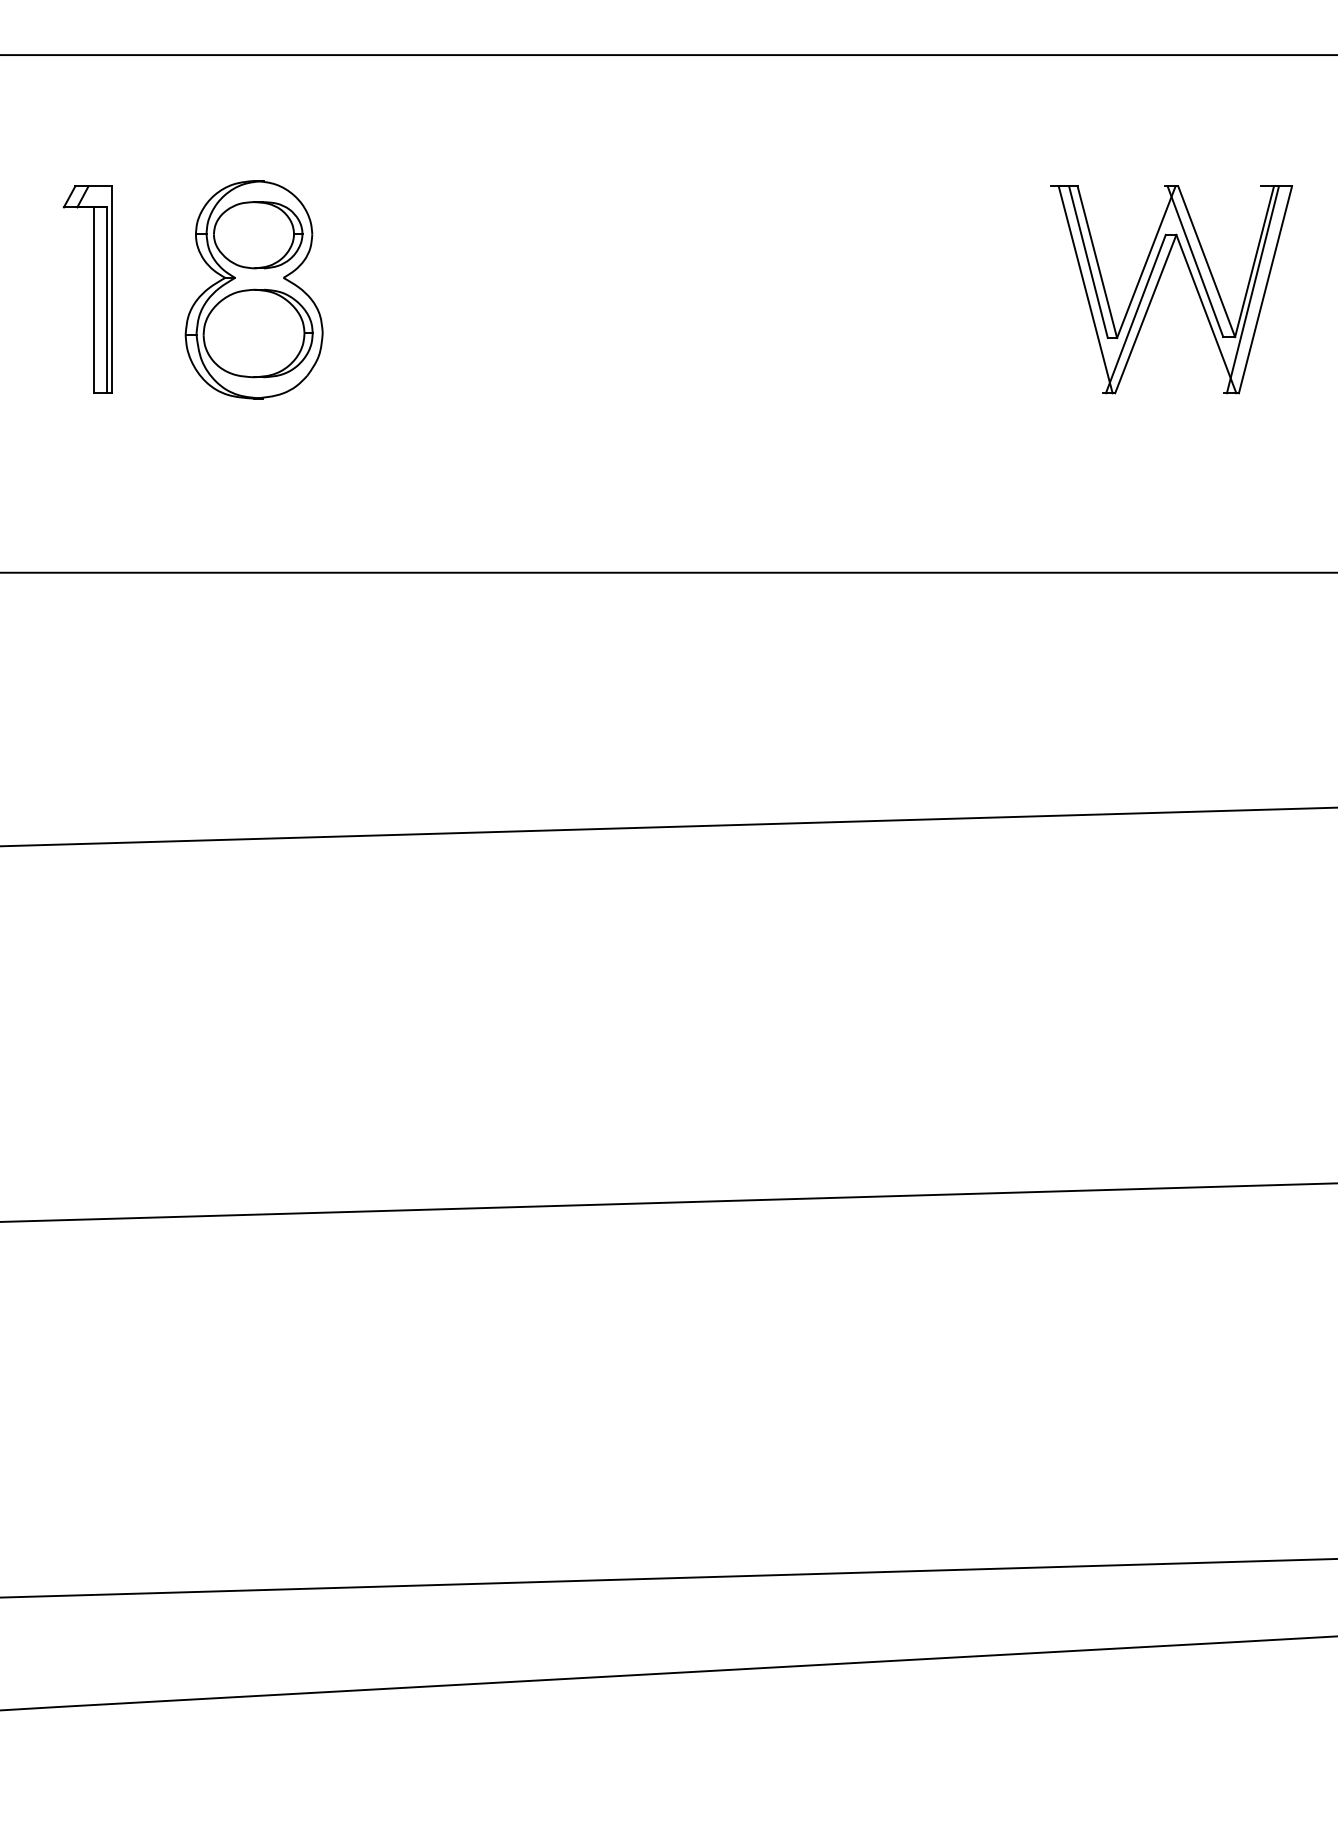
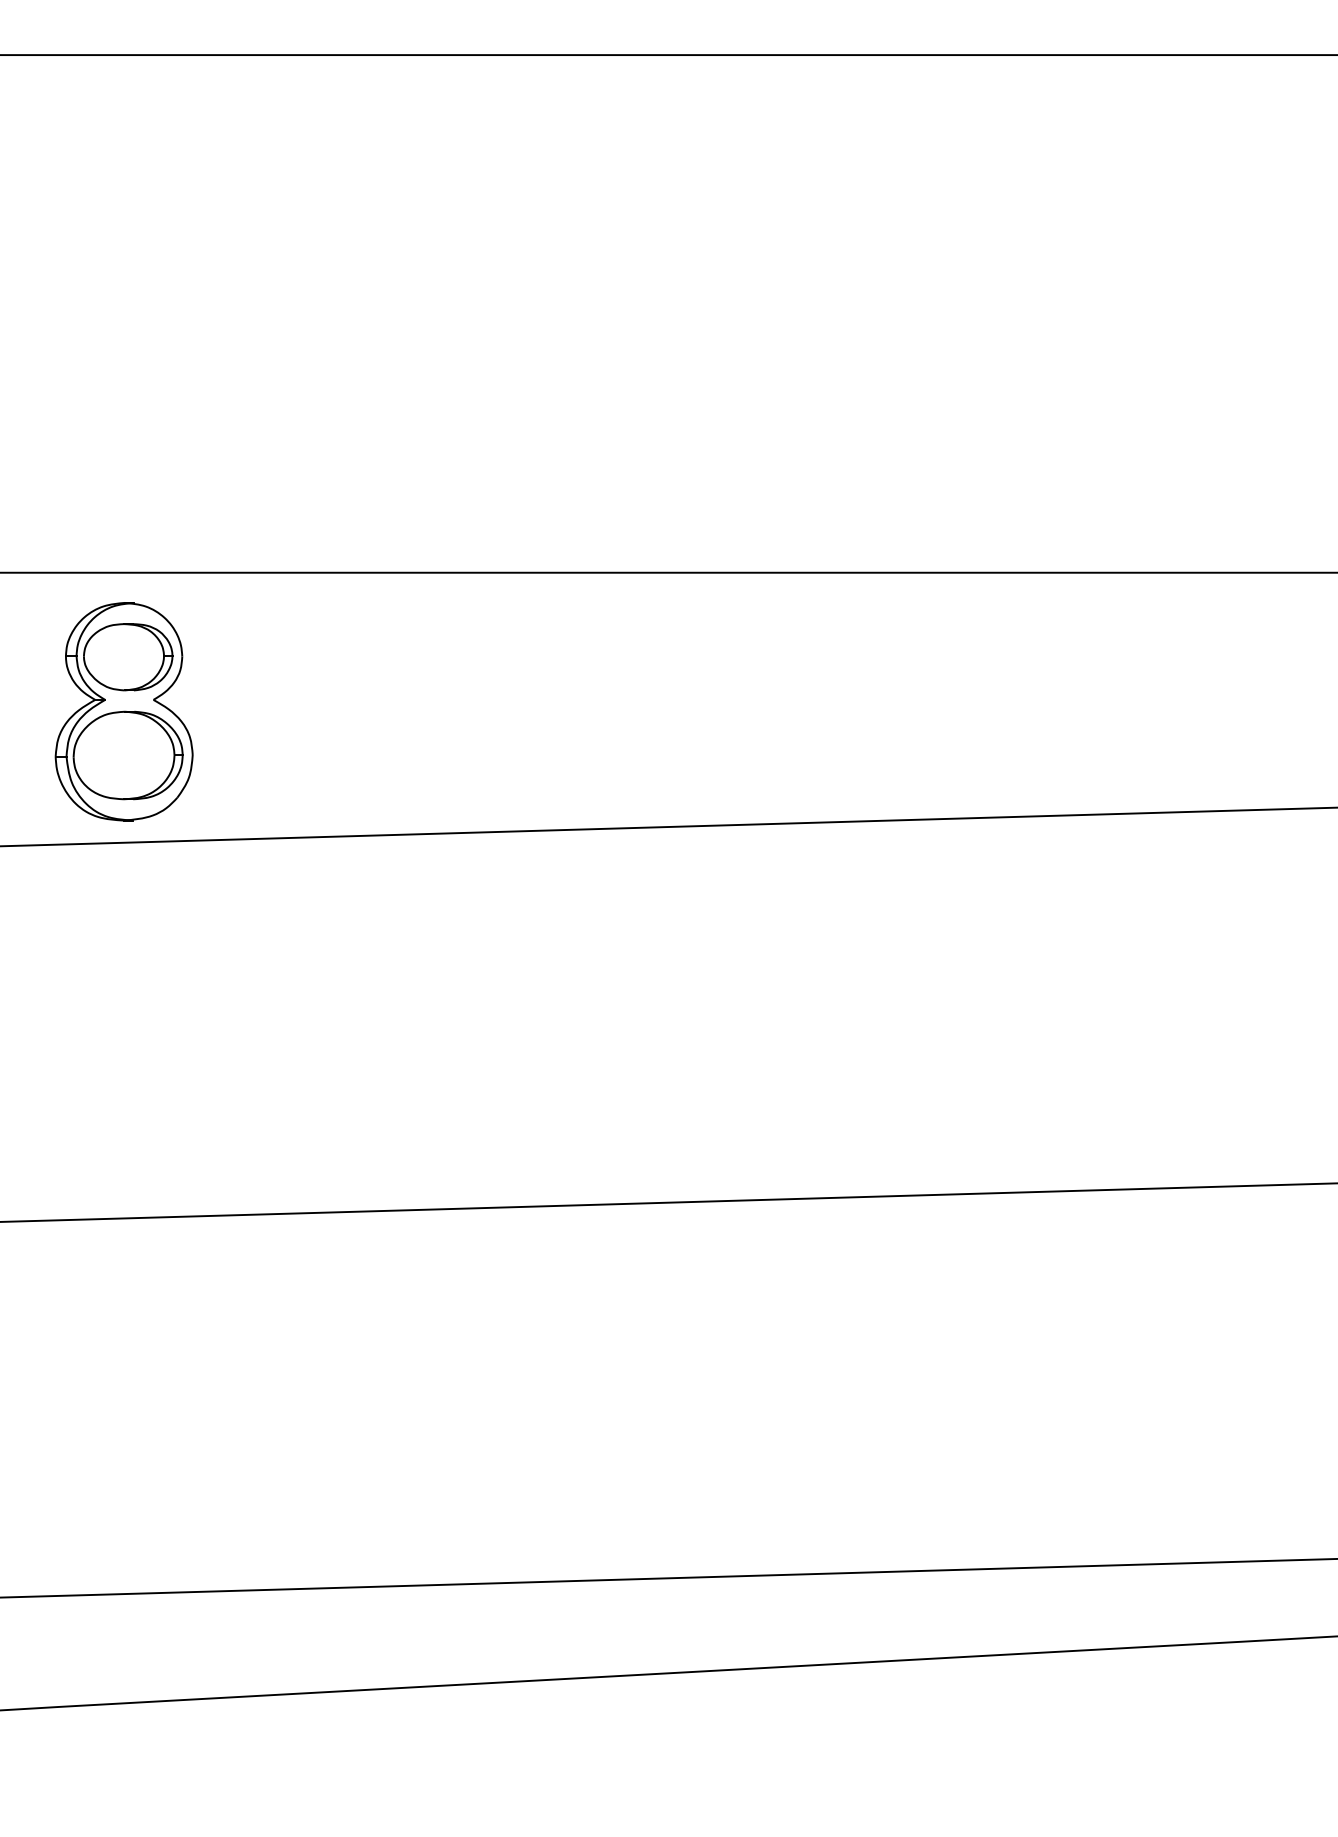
part: present -> none (1158, 284)
part: present -> none (87, 289)
part position: (253, 289) -> (123, 711) (123, 711)
